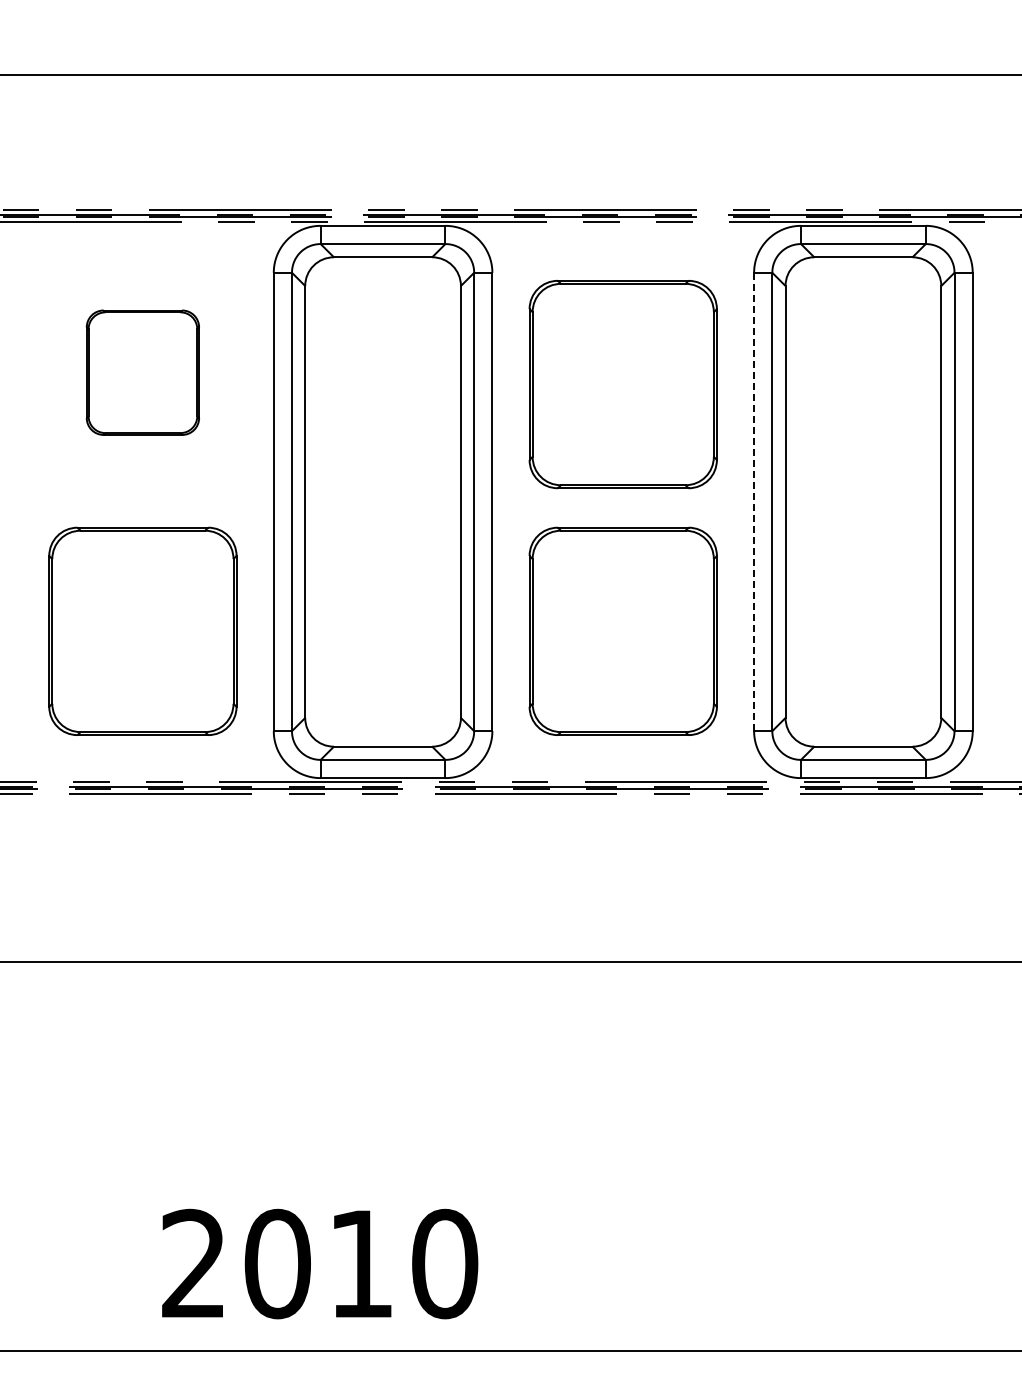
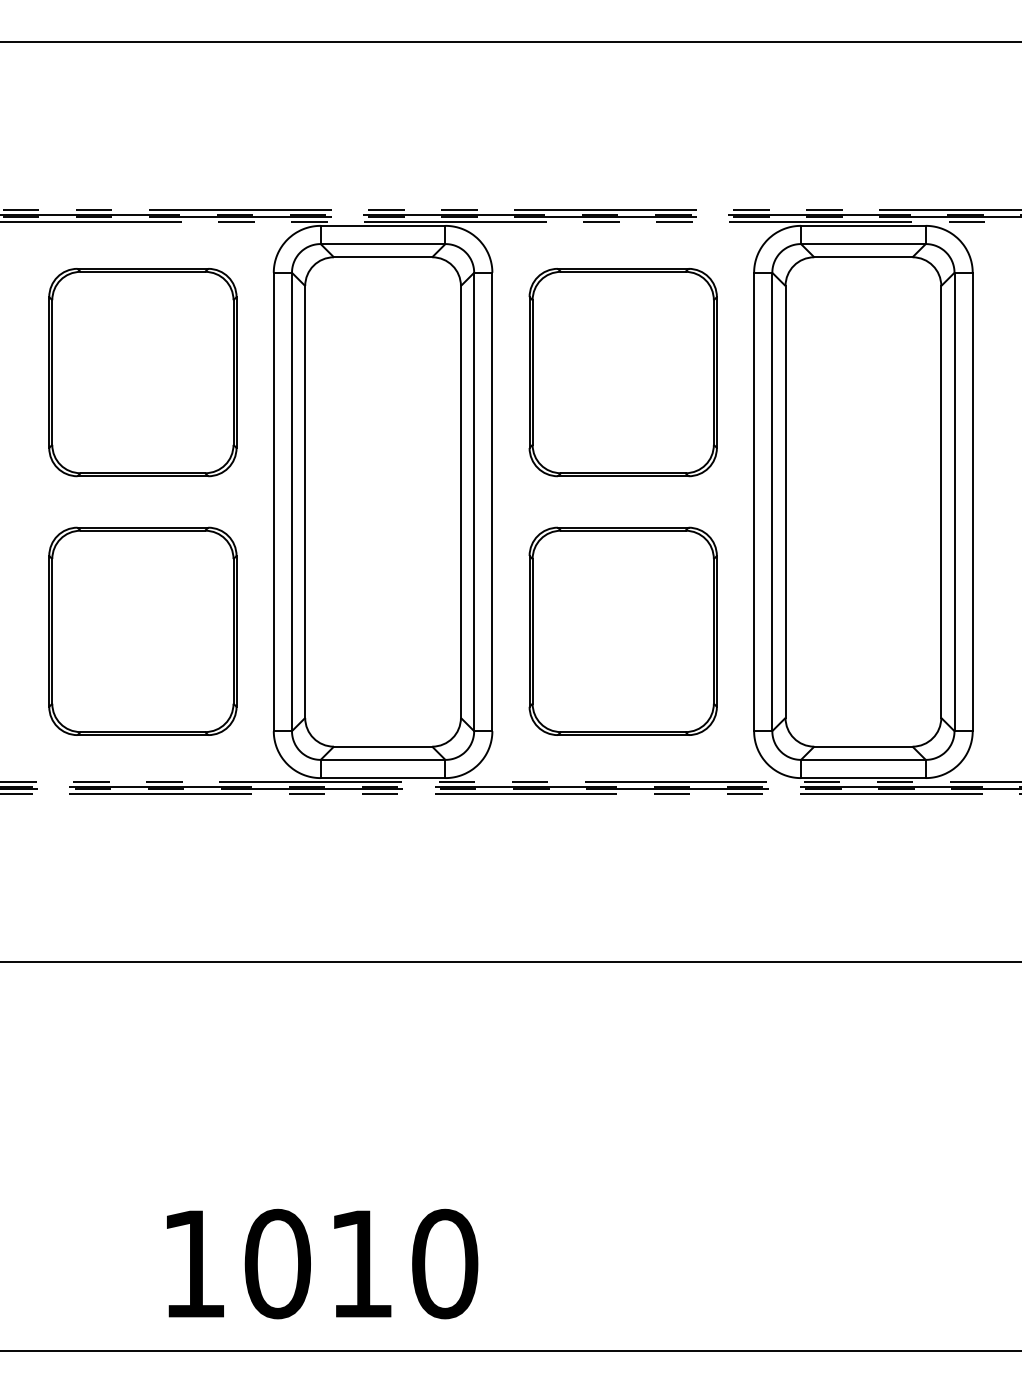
line position: (510, 74) -> (510, 41) (510, 41)
part size: 115x127 px -> 190x210 px (142, 372)
part position: (622, 384) -> (622, 372) (622, 372)
line: dashed -> solid (754, 501)
text: 2010 -> 1010 (192, 1262)
